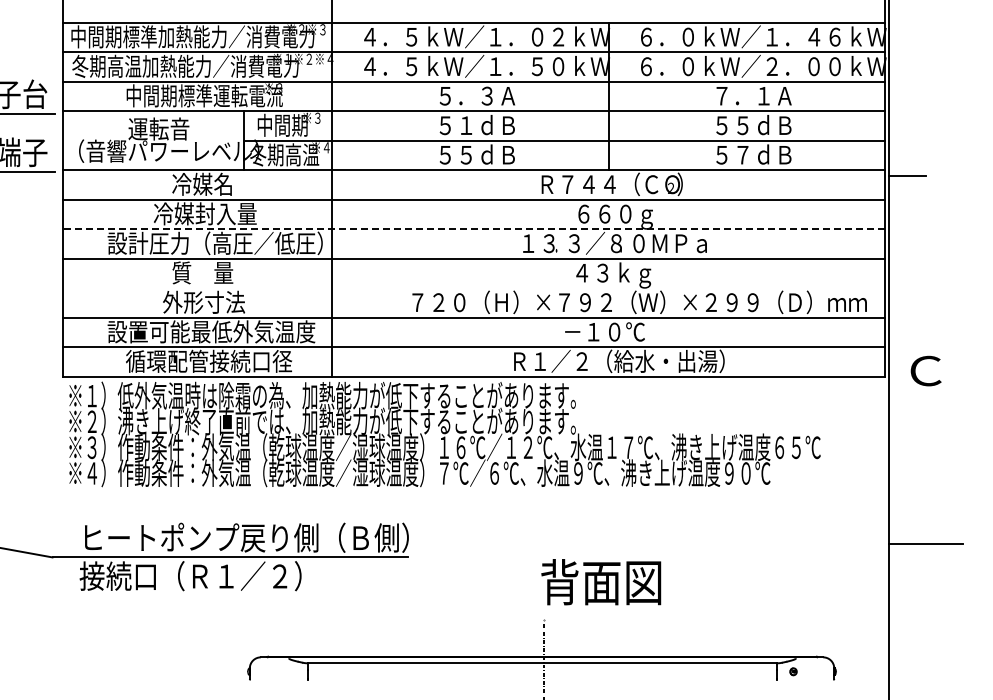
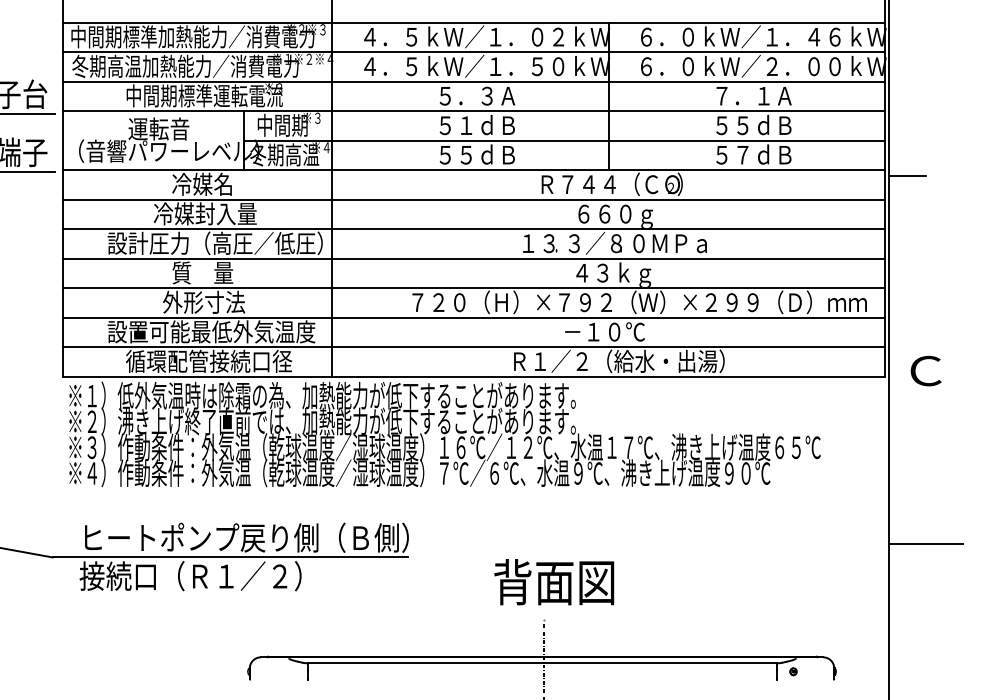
line: dashed -> solid (473, 229)
line: none -> present (473, 288)
text position: (601, 582) -> (554, 582) (554, 582)
